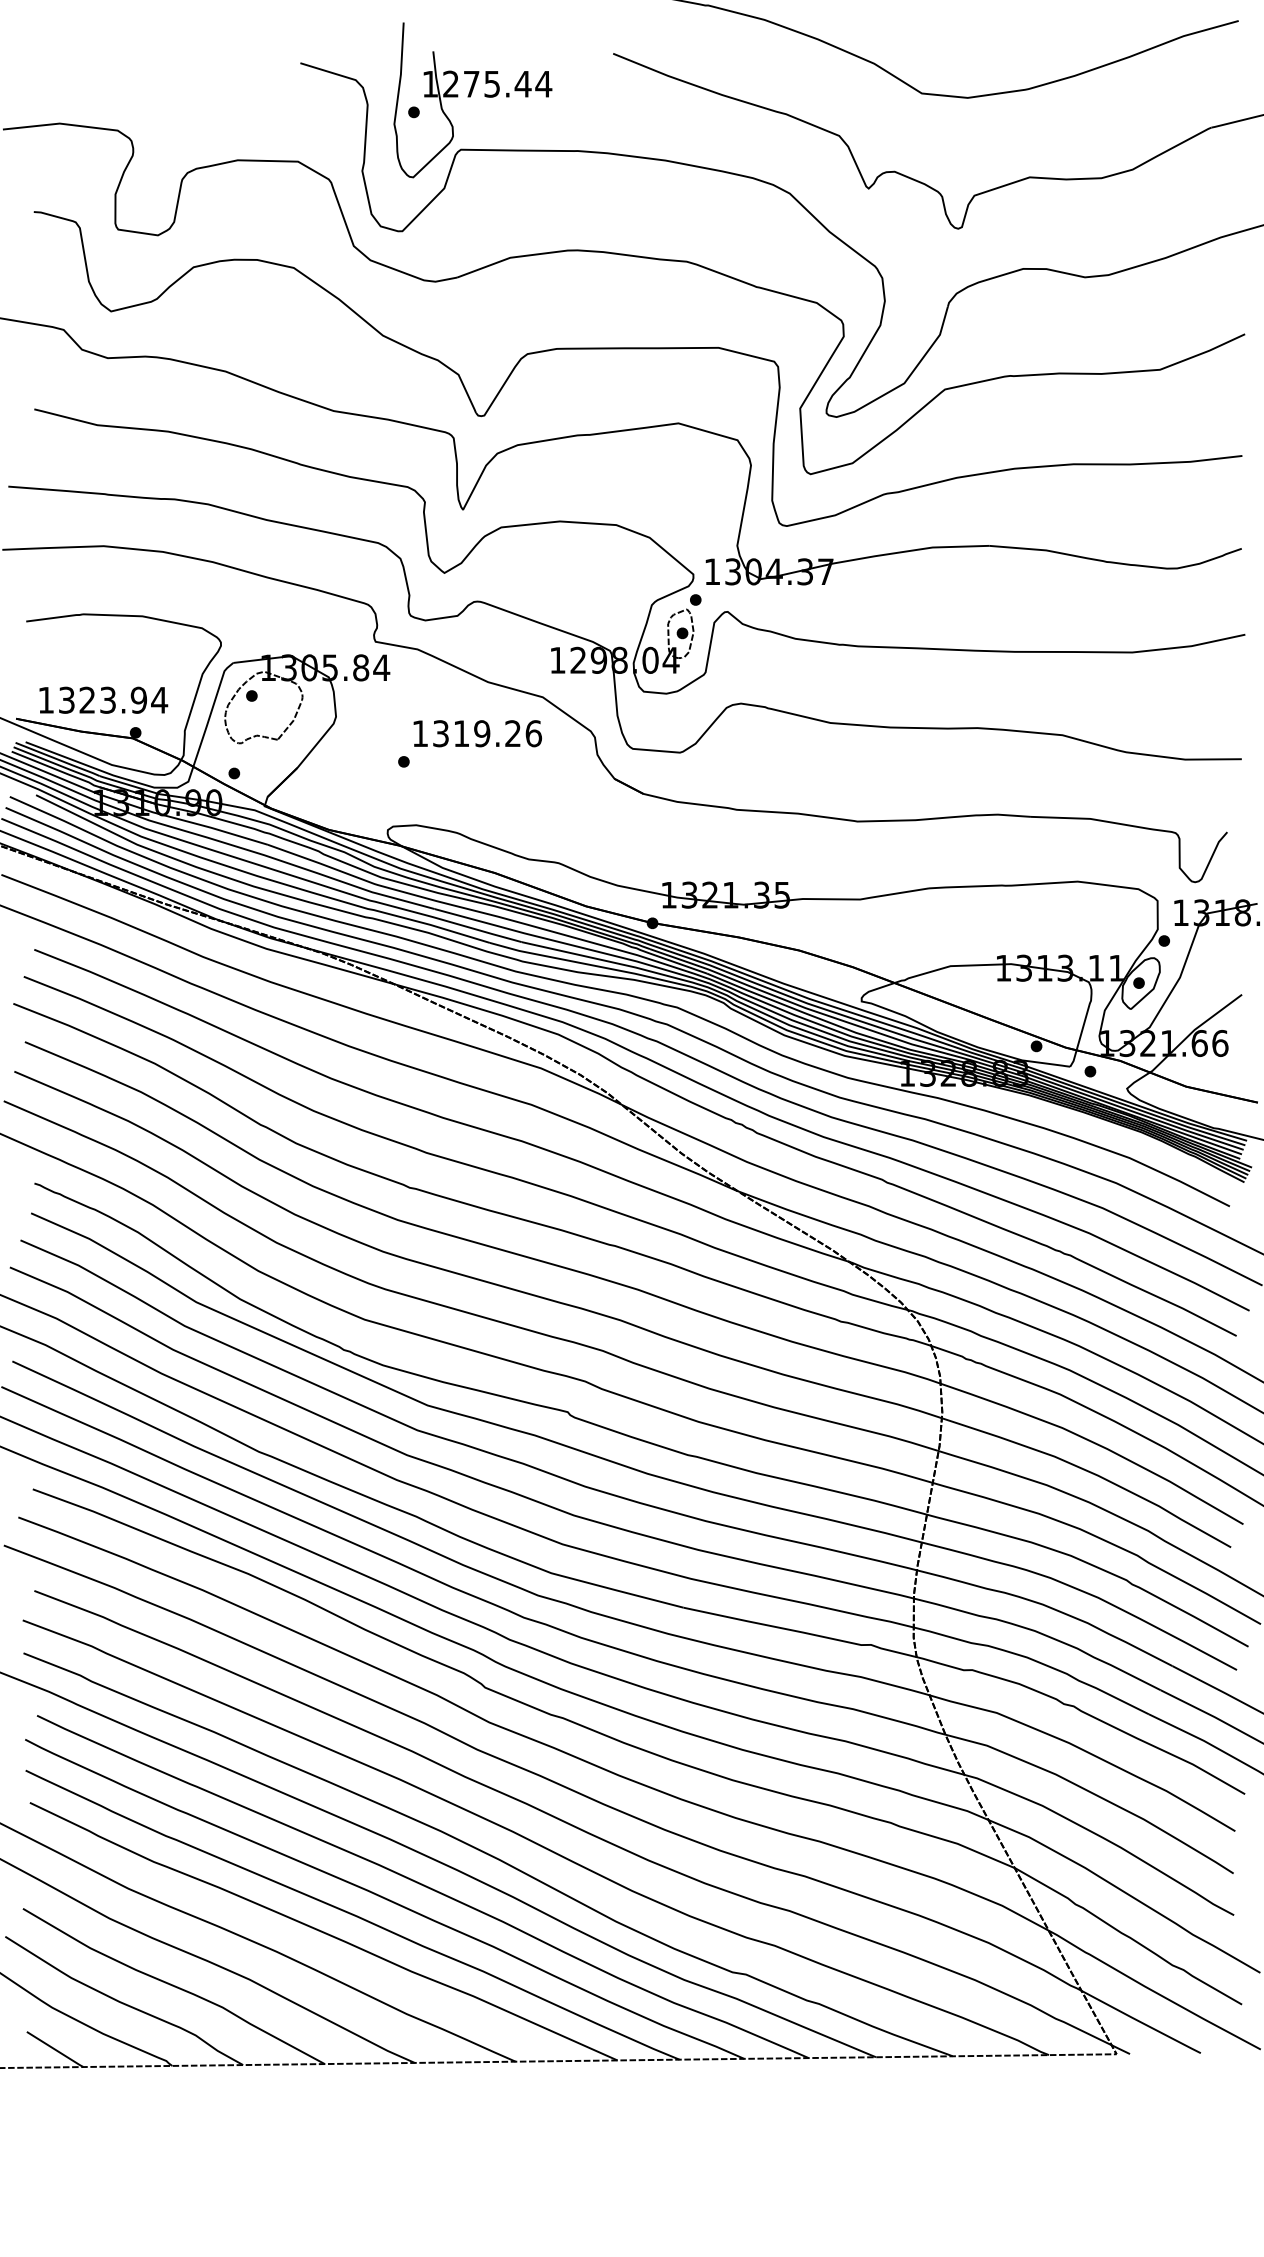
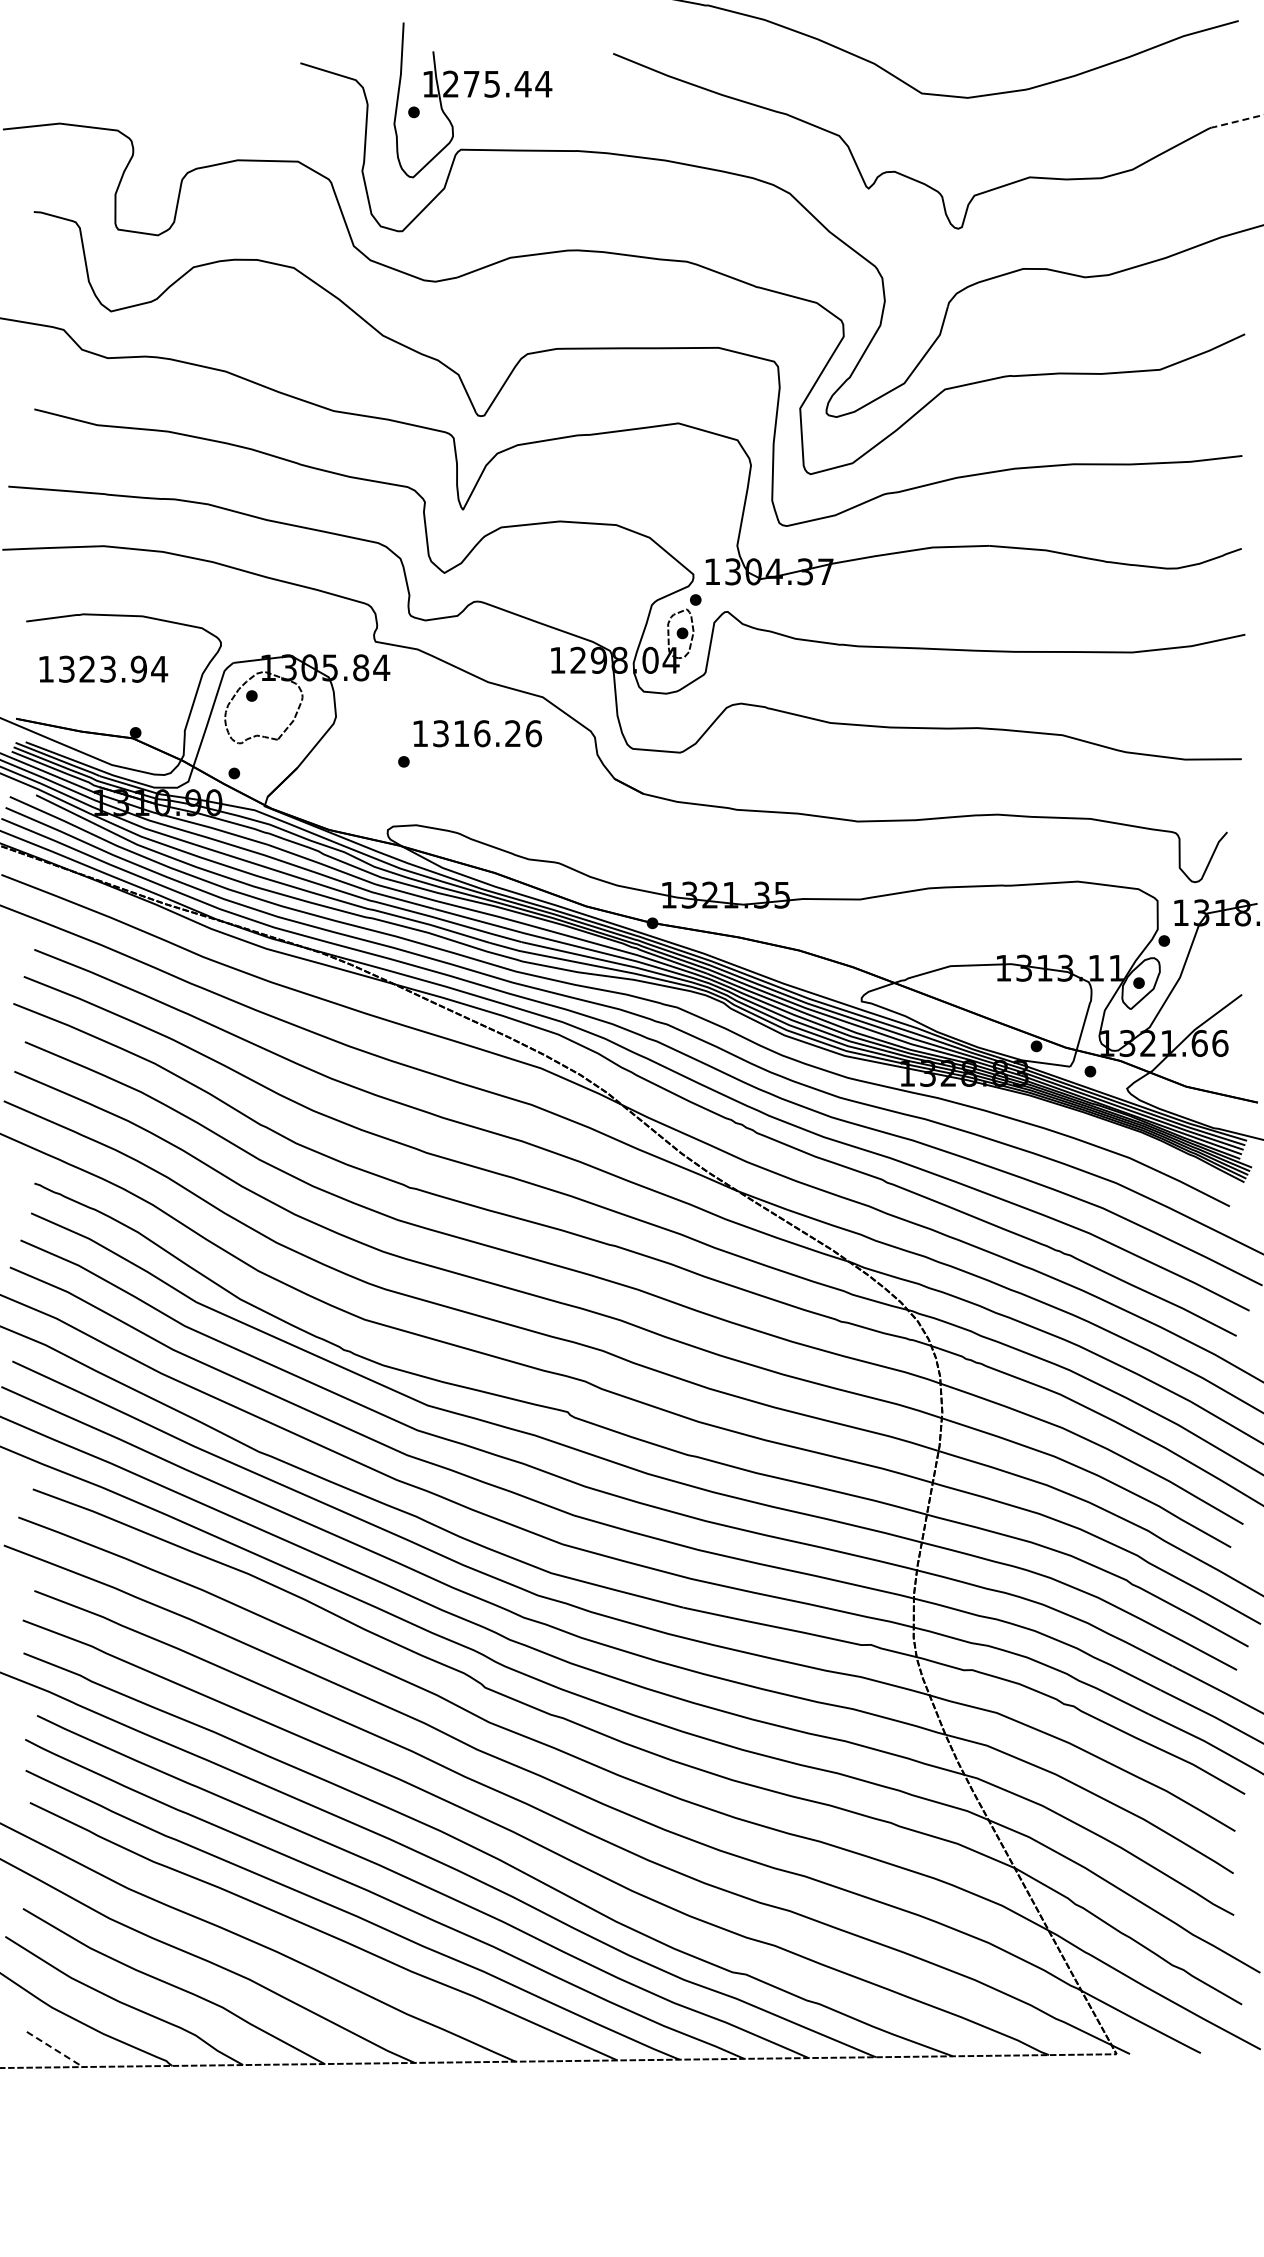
line: solid -> dashed (1236, 121)
text position: (103, 699) -> (103, 668) (103, 668)
text: 1319.26 -> 1316.26 (482, 733)
line: solid -> dashed (56, 2050)
